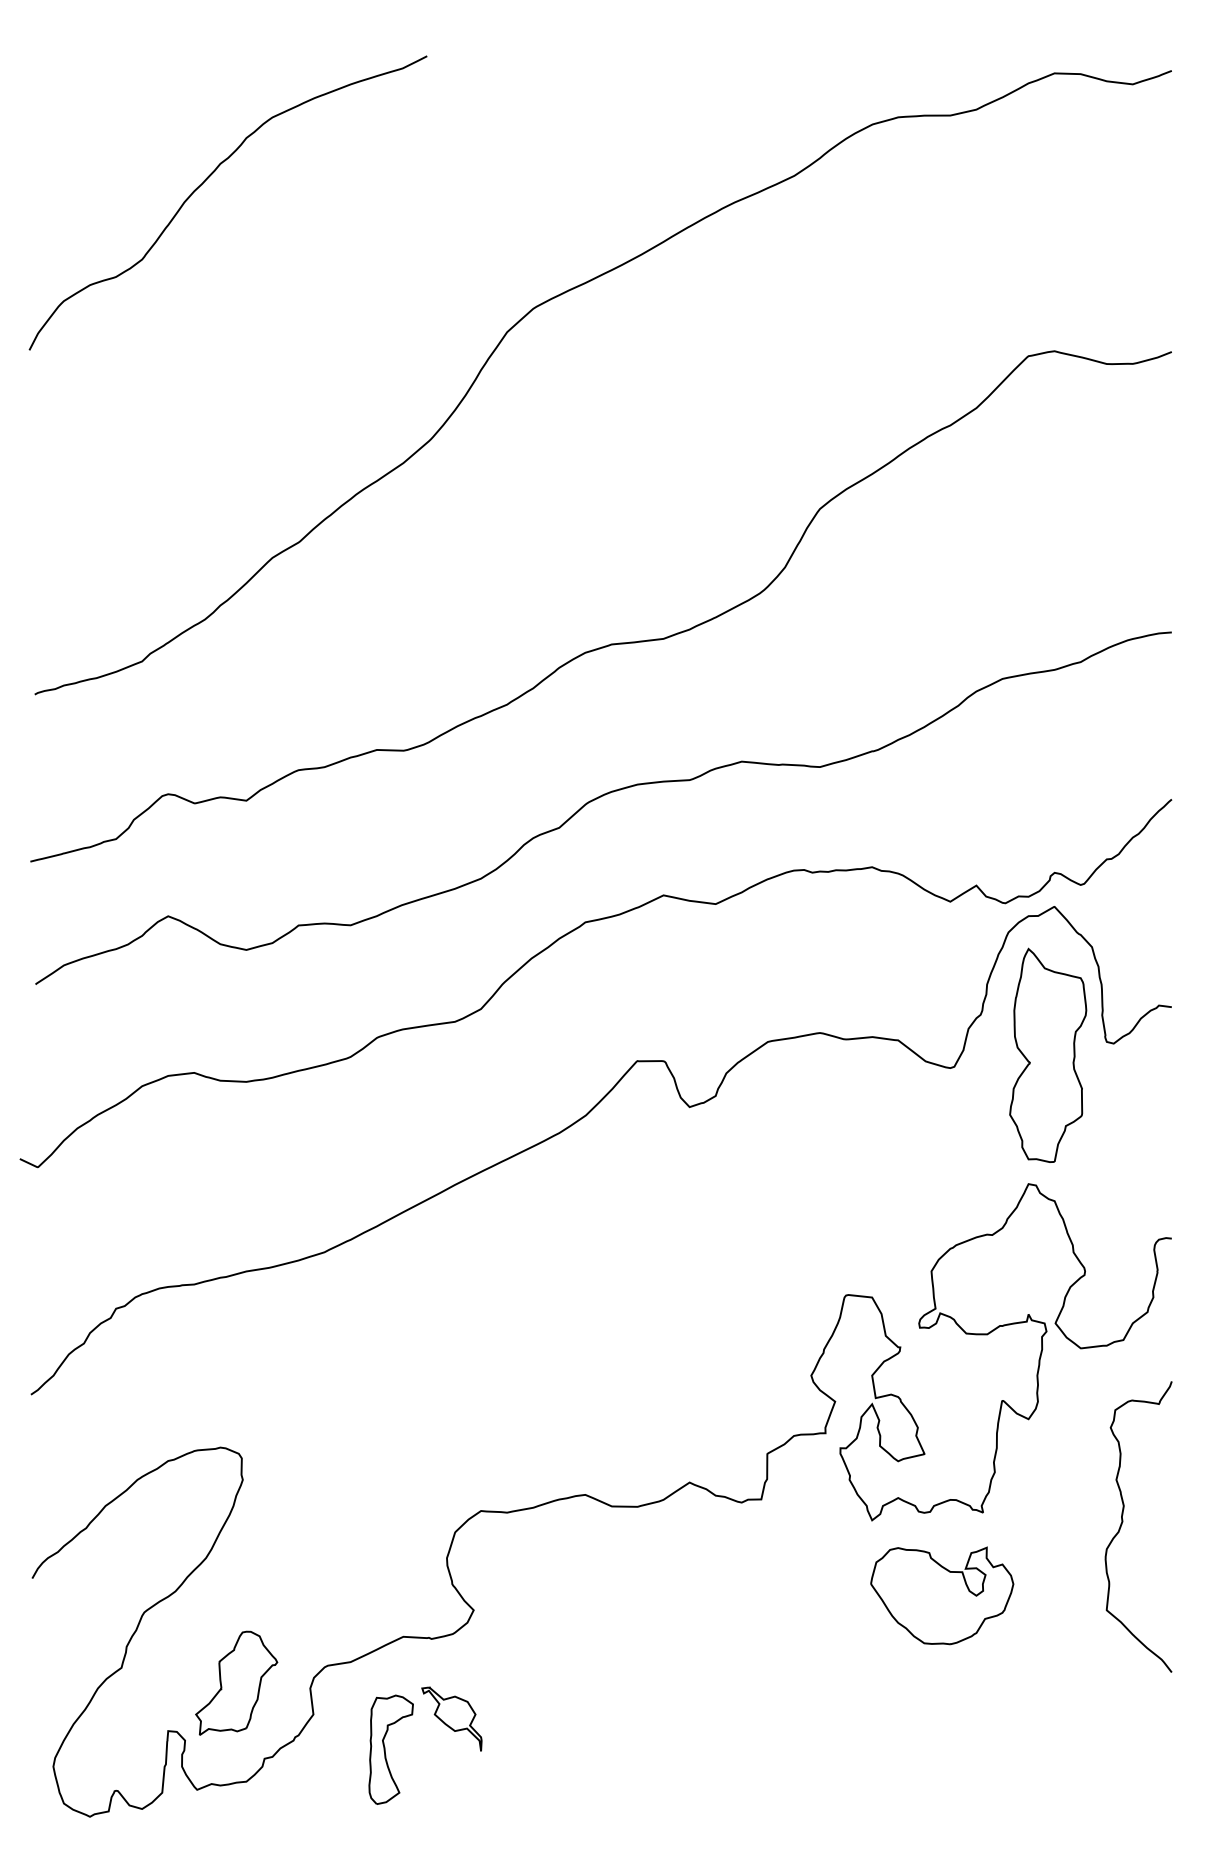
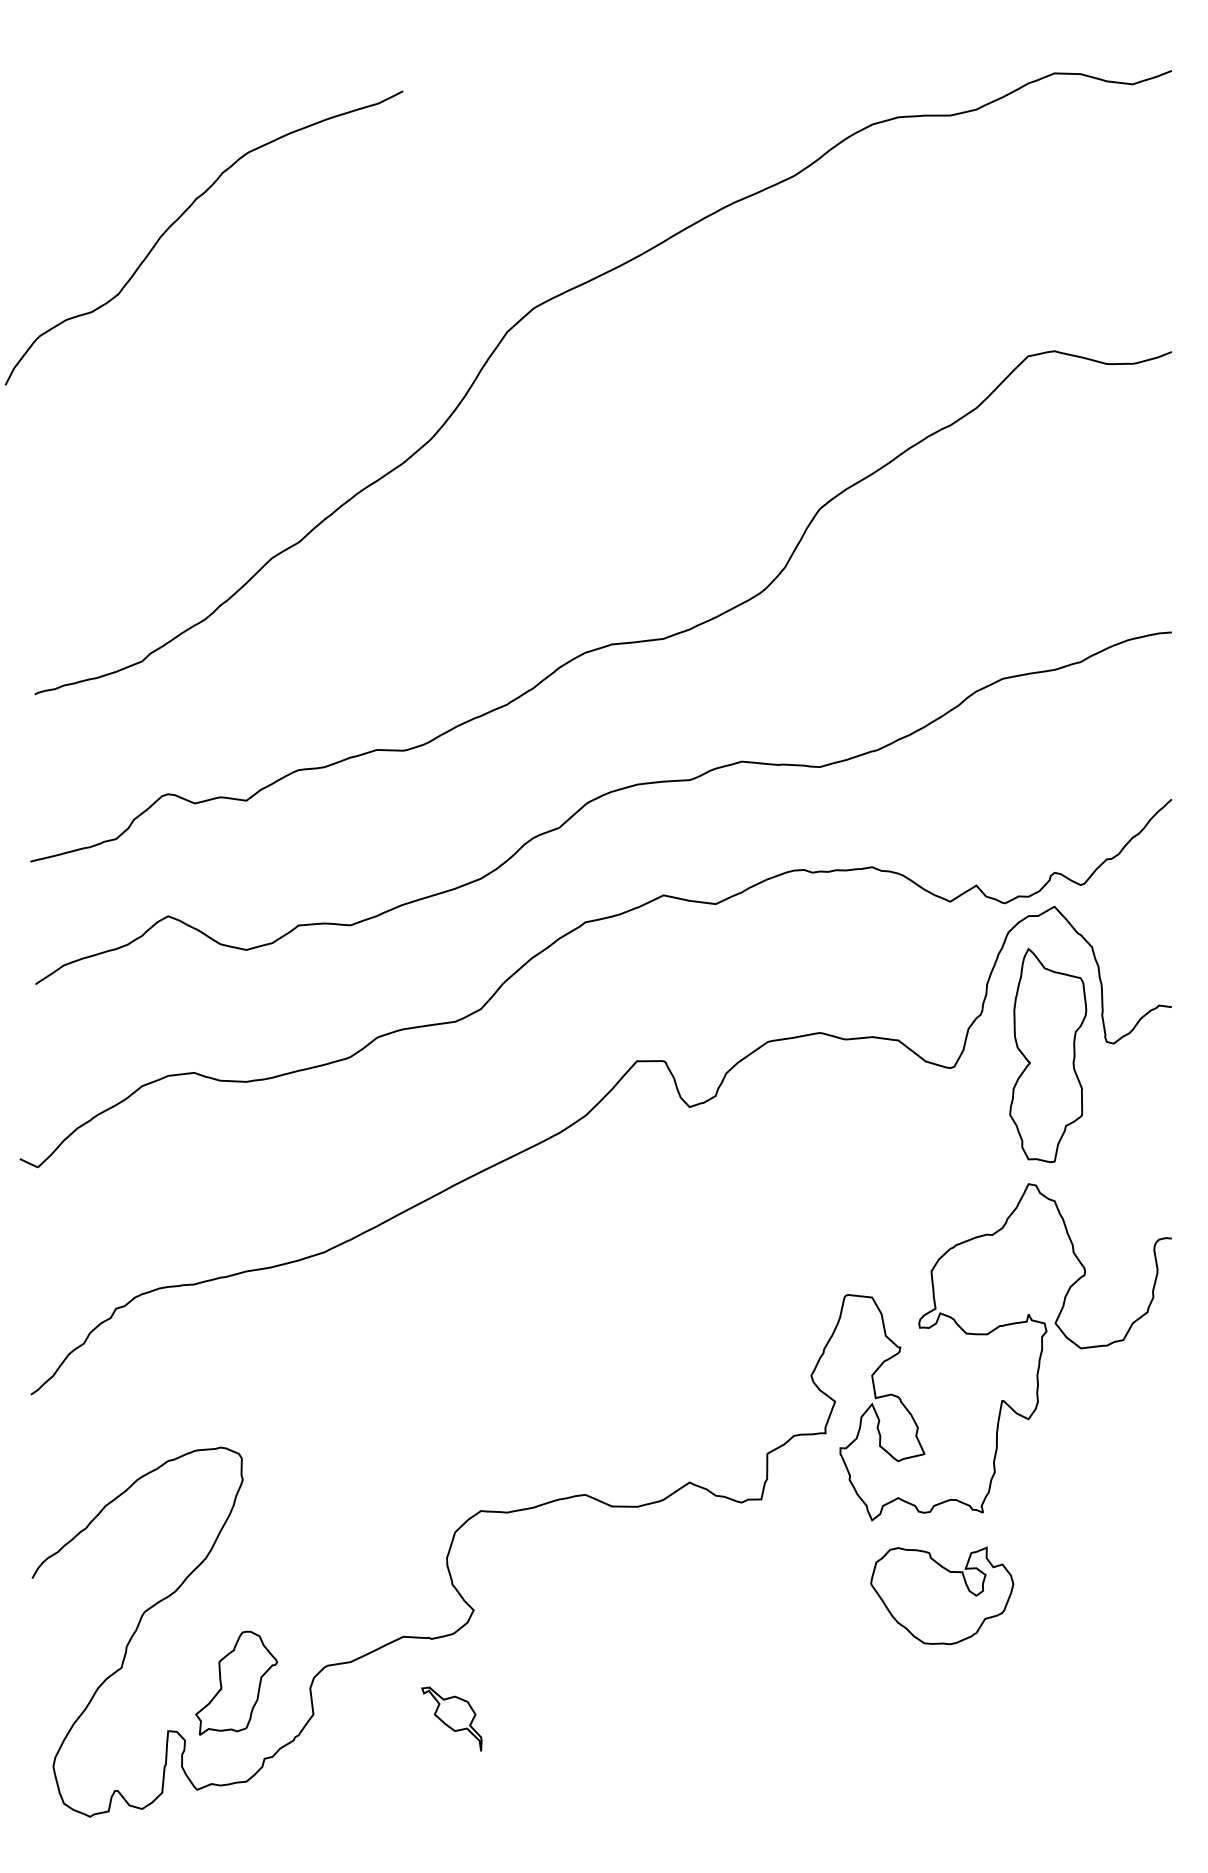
curve position: (206, 180) -> (182, 215) (182, 215)
curve: present -> none (1123, 1522)
part: present -> none (390, 1749)
